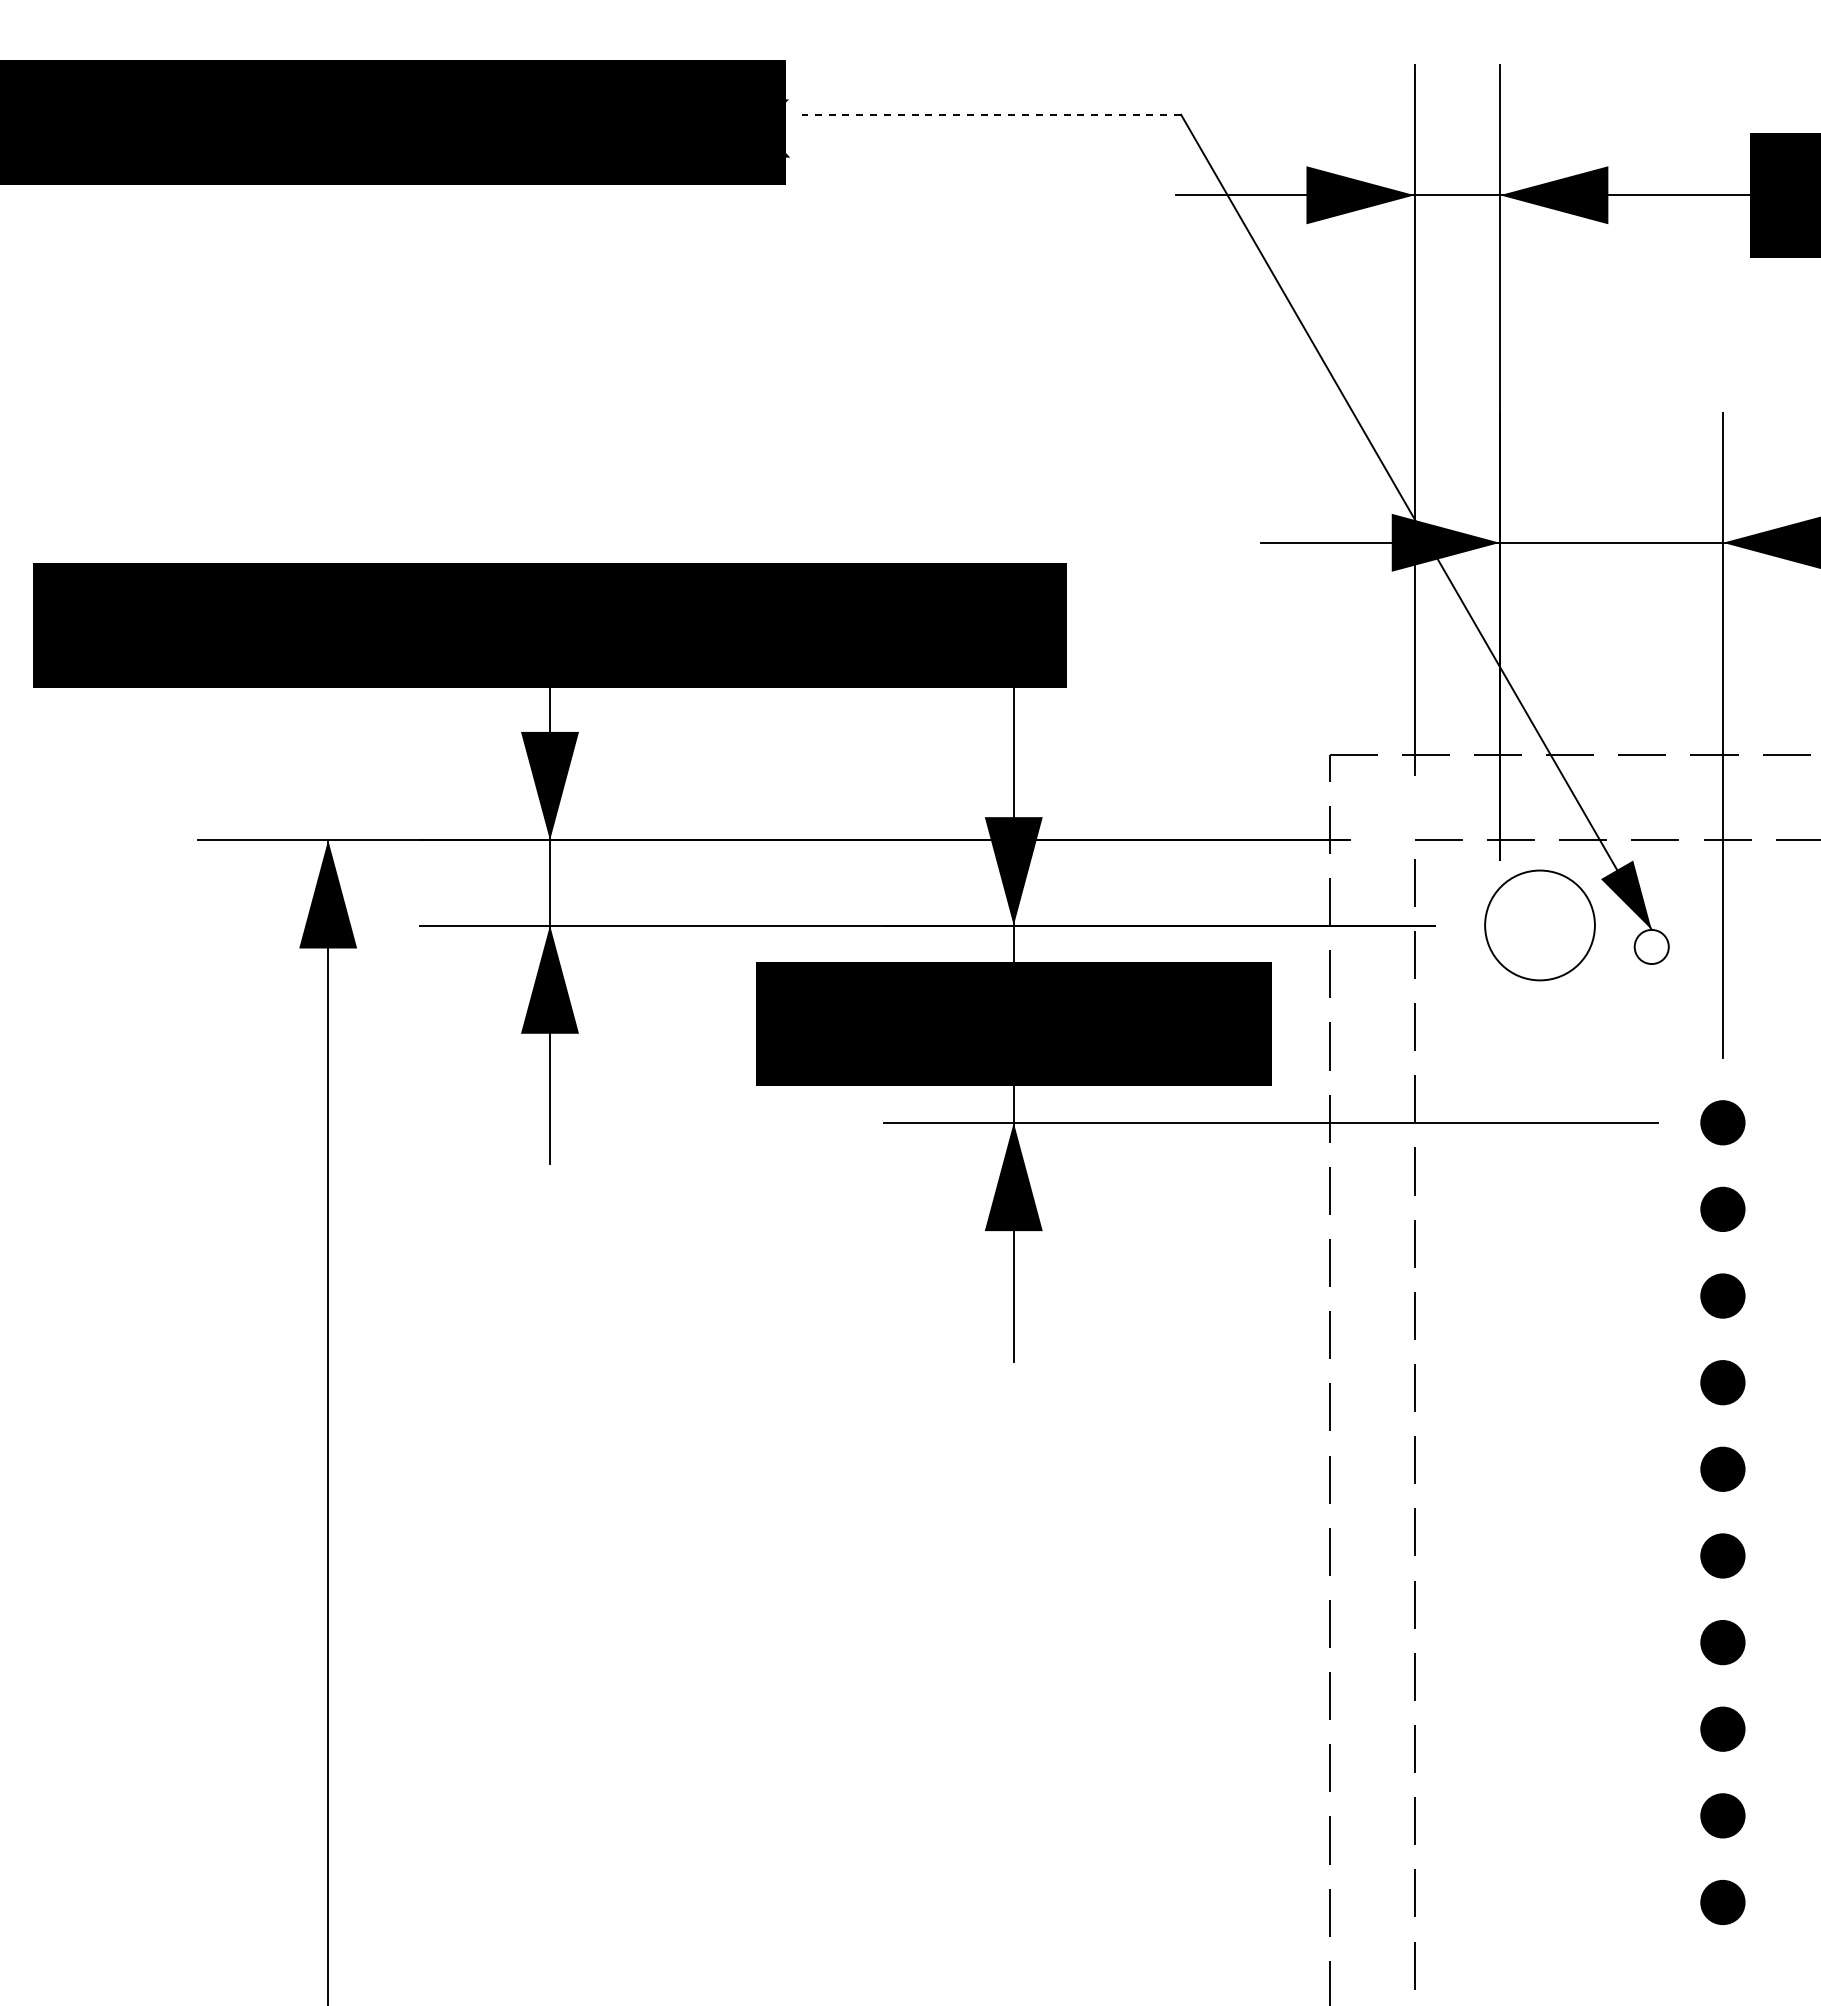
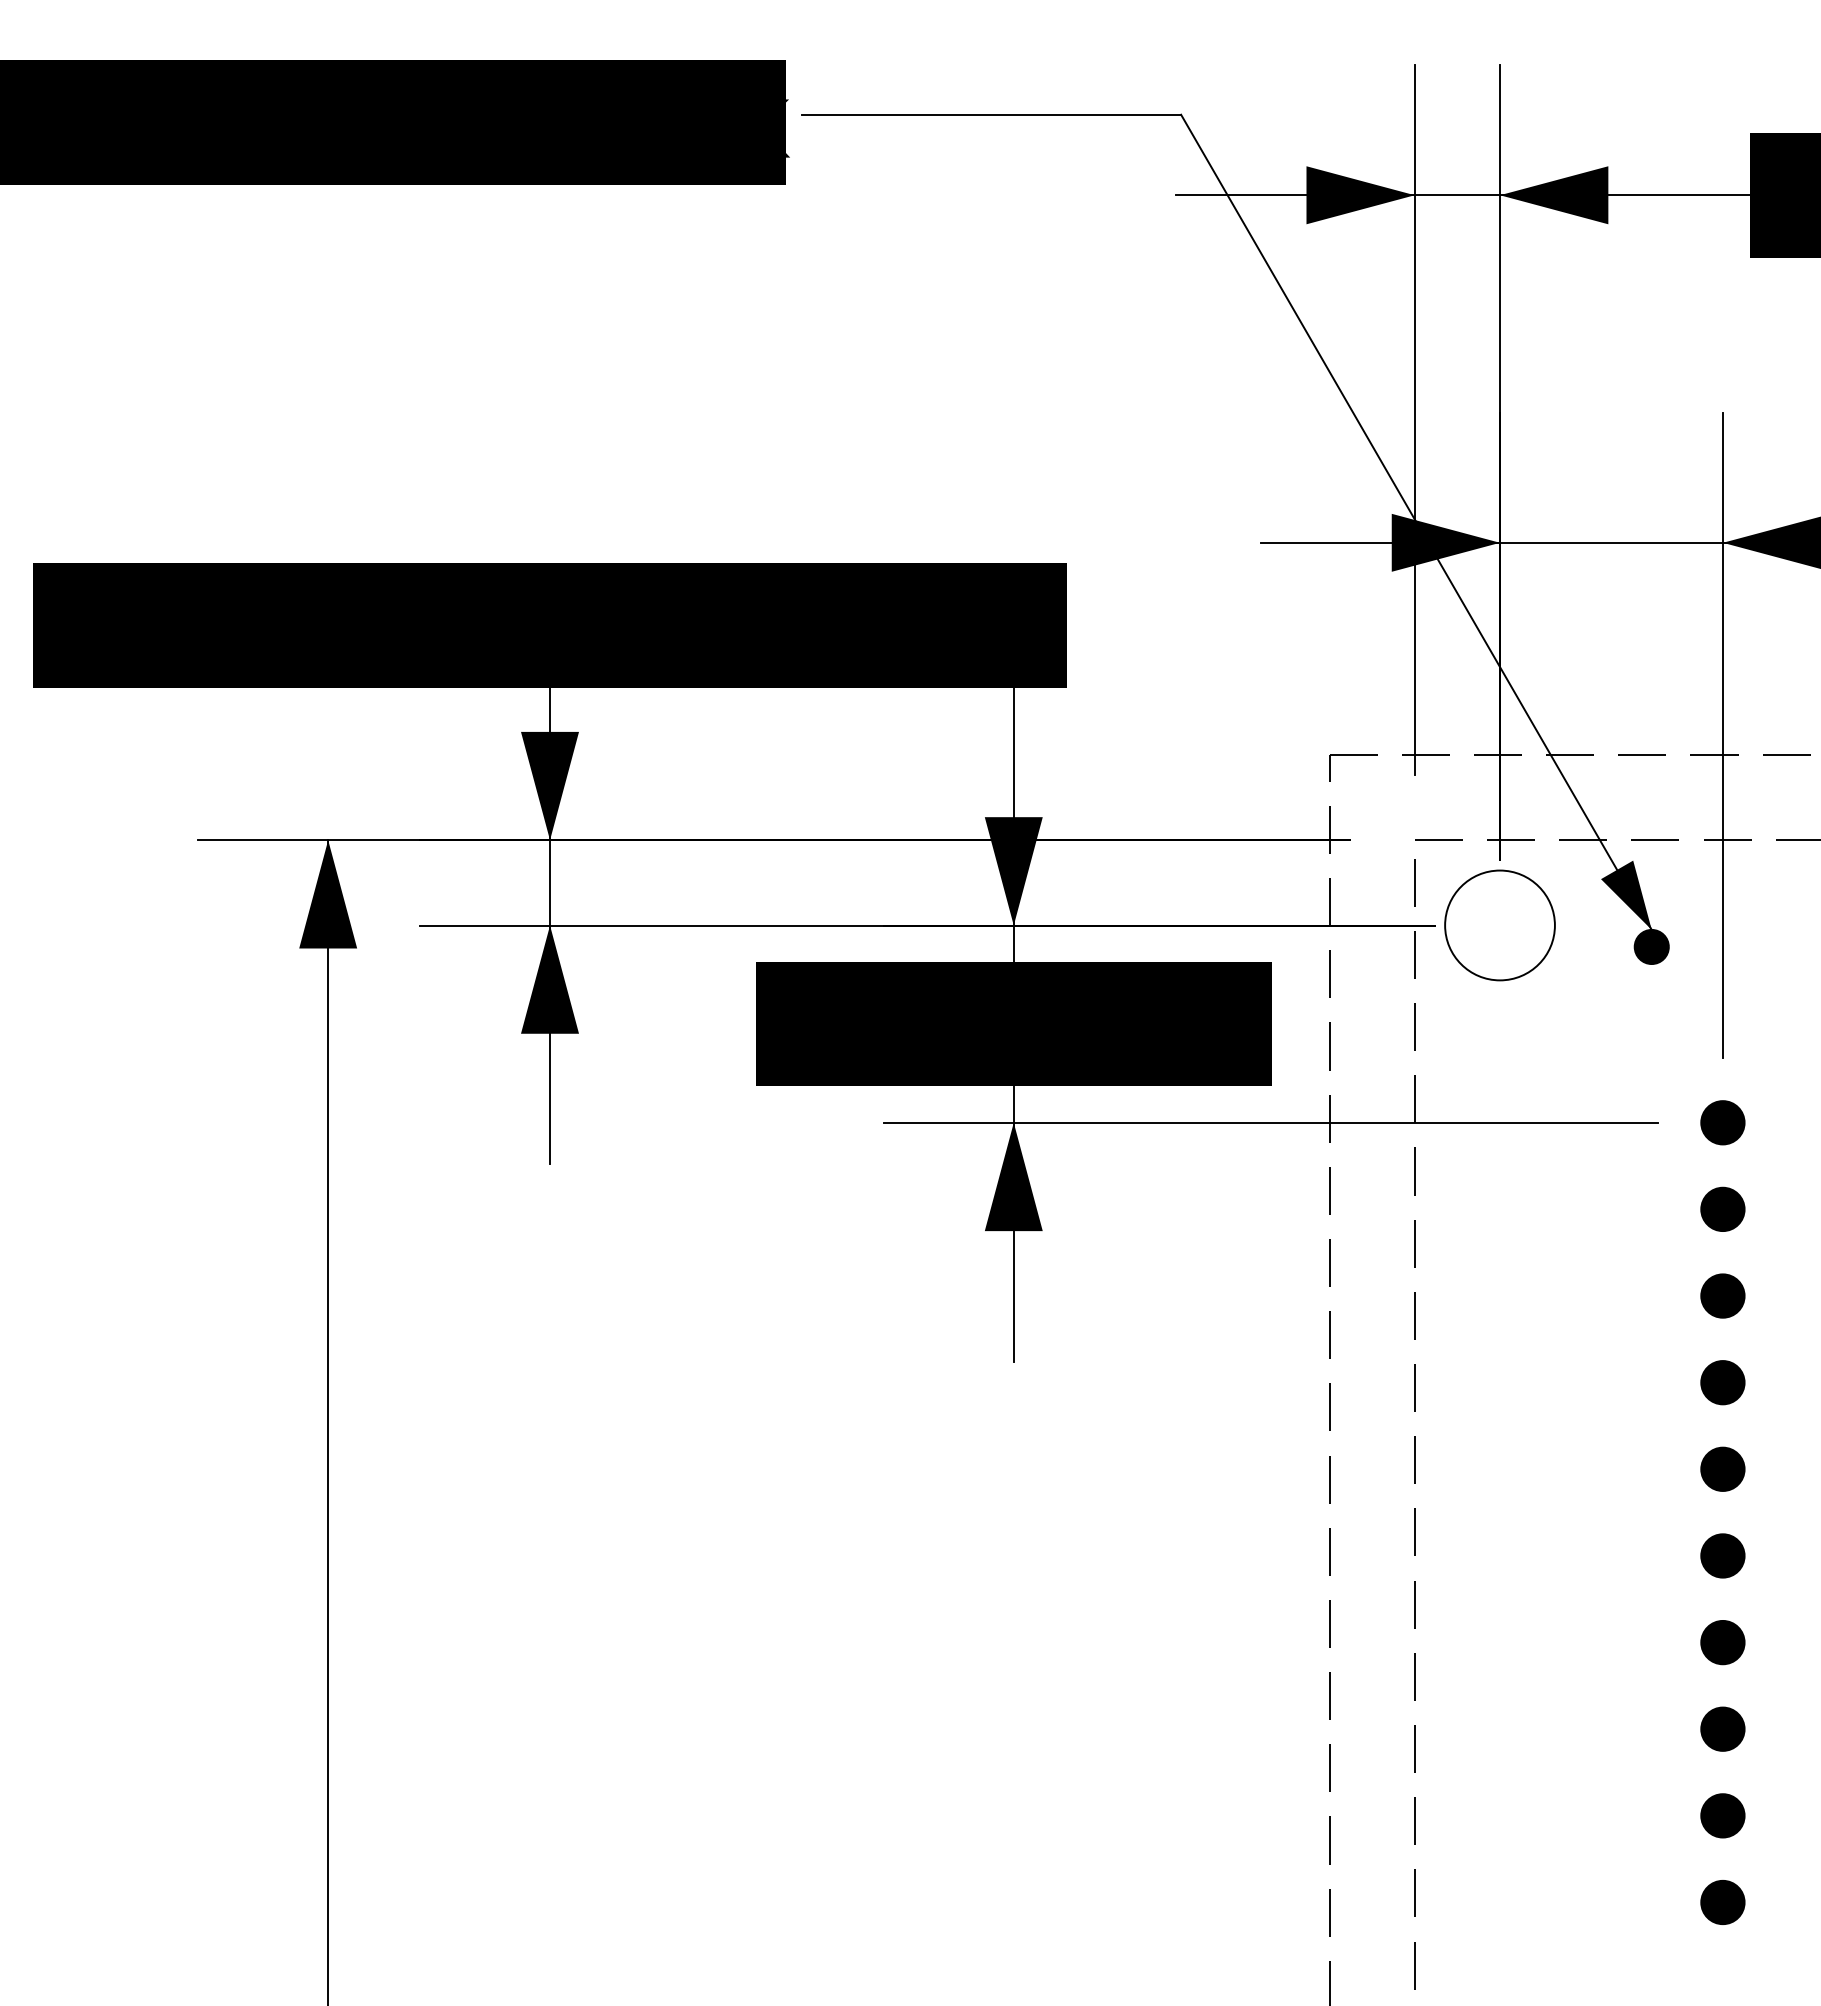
line: dashed -> solid (991, 114)
circle position: (1539, 925) -> (1499, 925) (1499, 925)
fill: none -> present (1651, 946)
